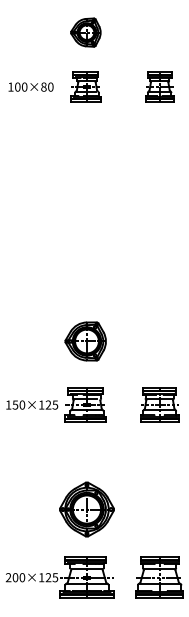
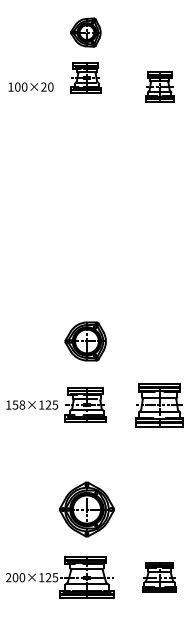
text: 100×80 -> 100×20 (43, 86)
part position: (85, 86) -> (85, 77) (85, 77)
part size: 40x36 px -> 49x45 px (159, 405)
text: 150×125 -> 158×125 (22, 405)
part size: 49x43 px -> 35x31 px (159, 577)
